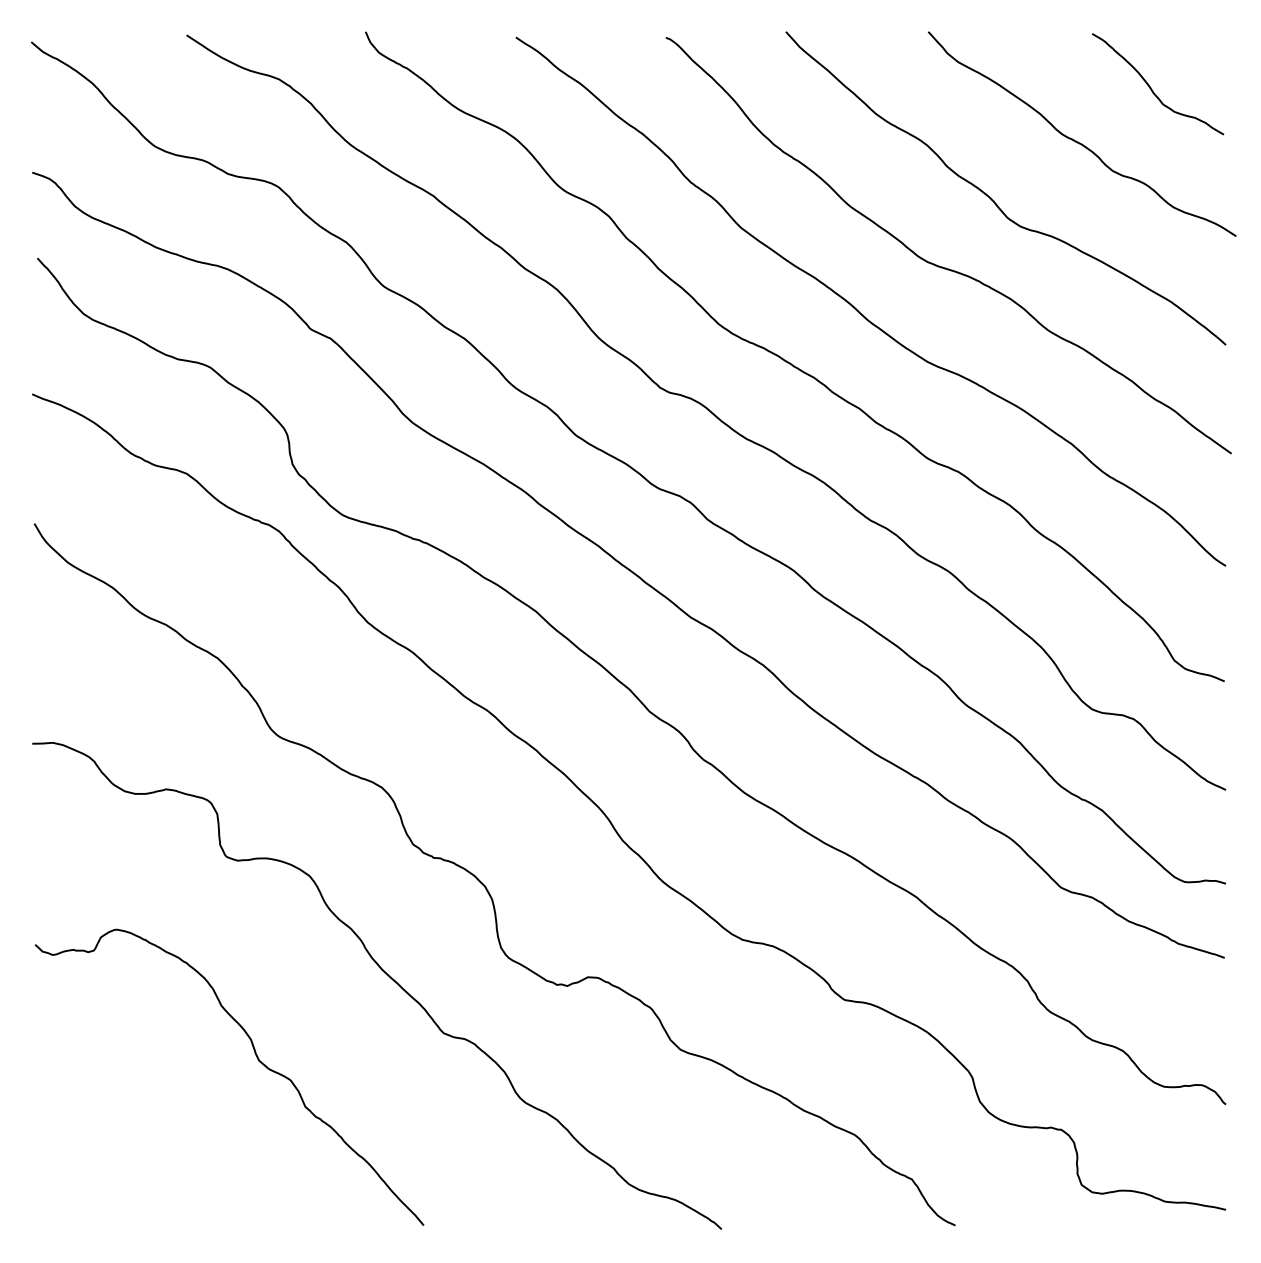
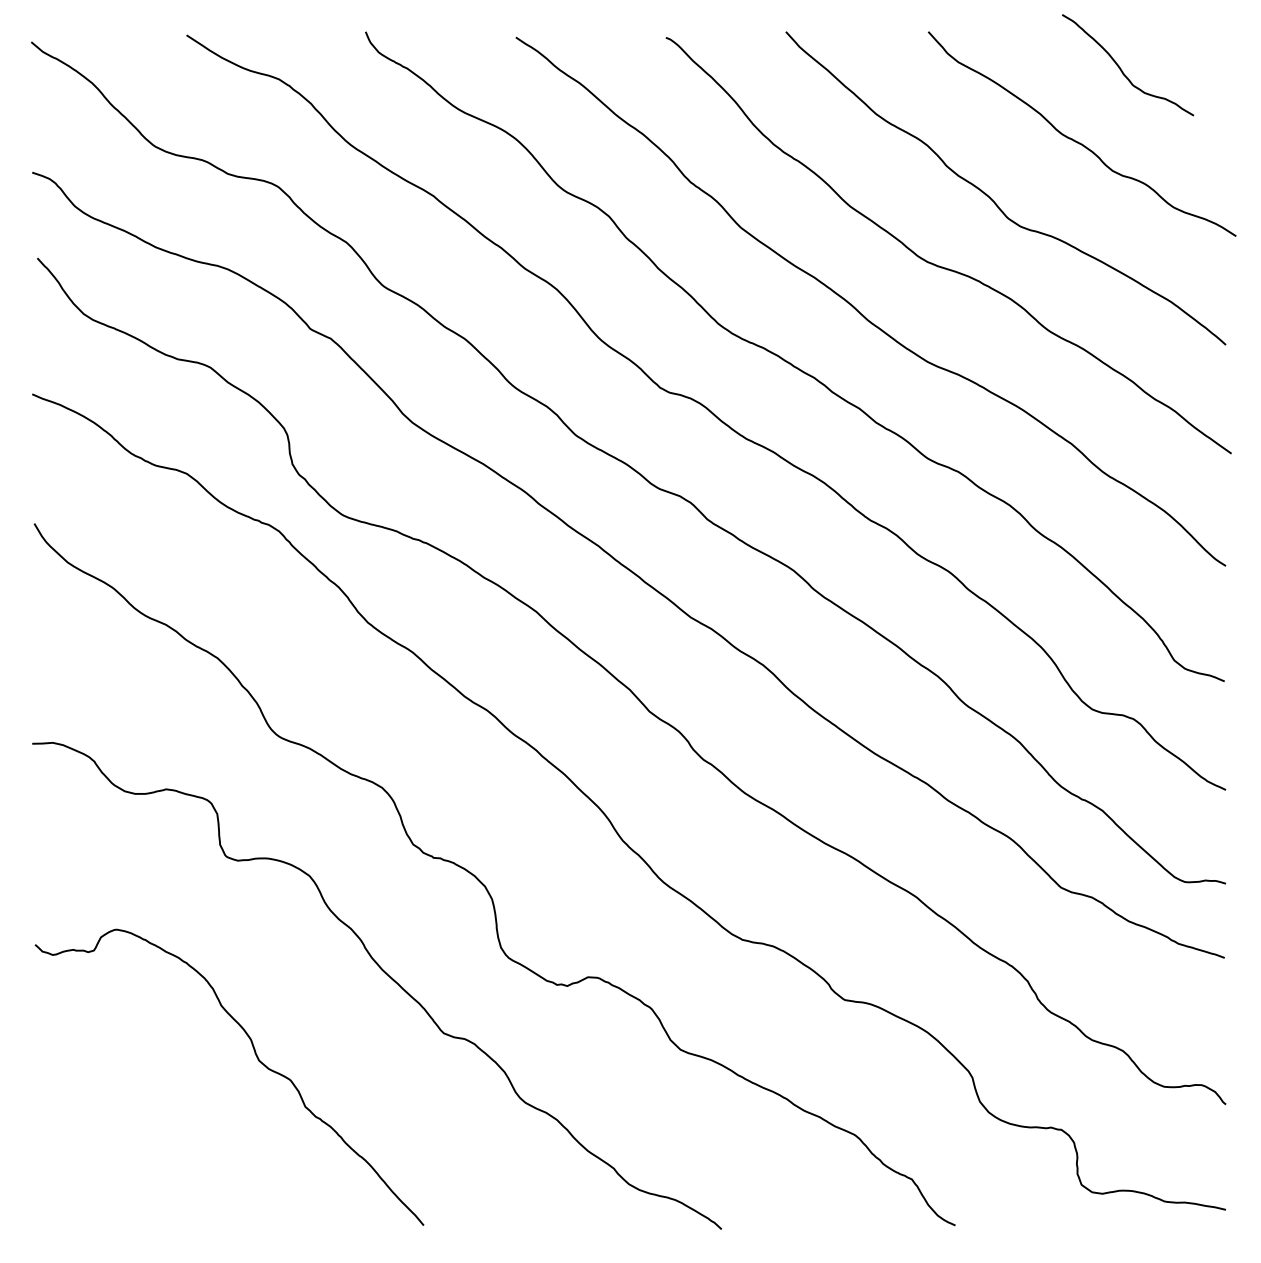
curve position: (1151, 87) -> (1121, 68) (1121, 68)
